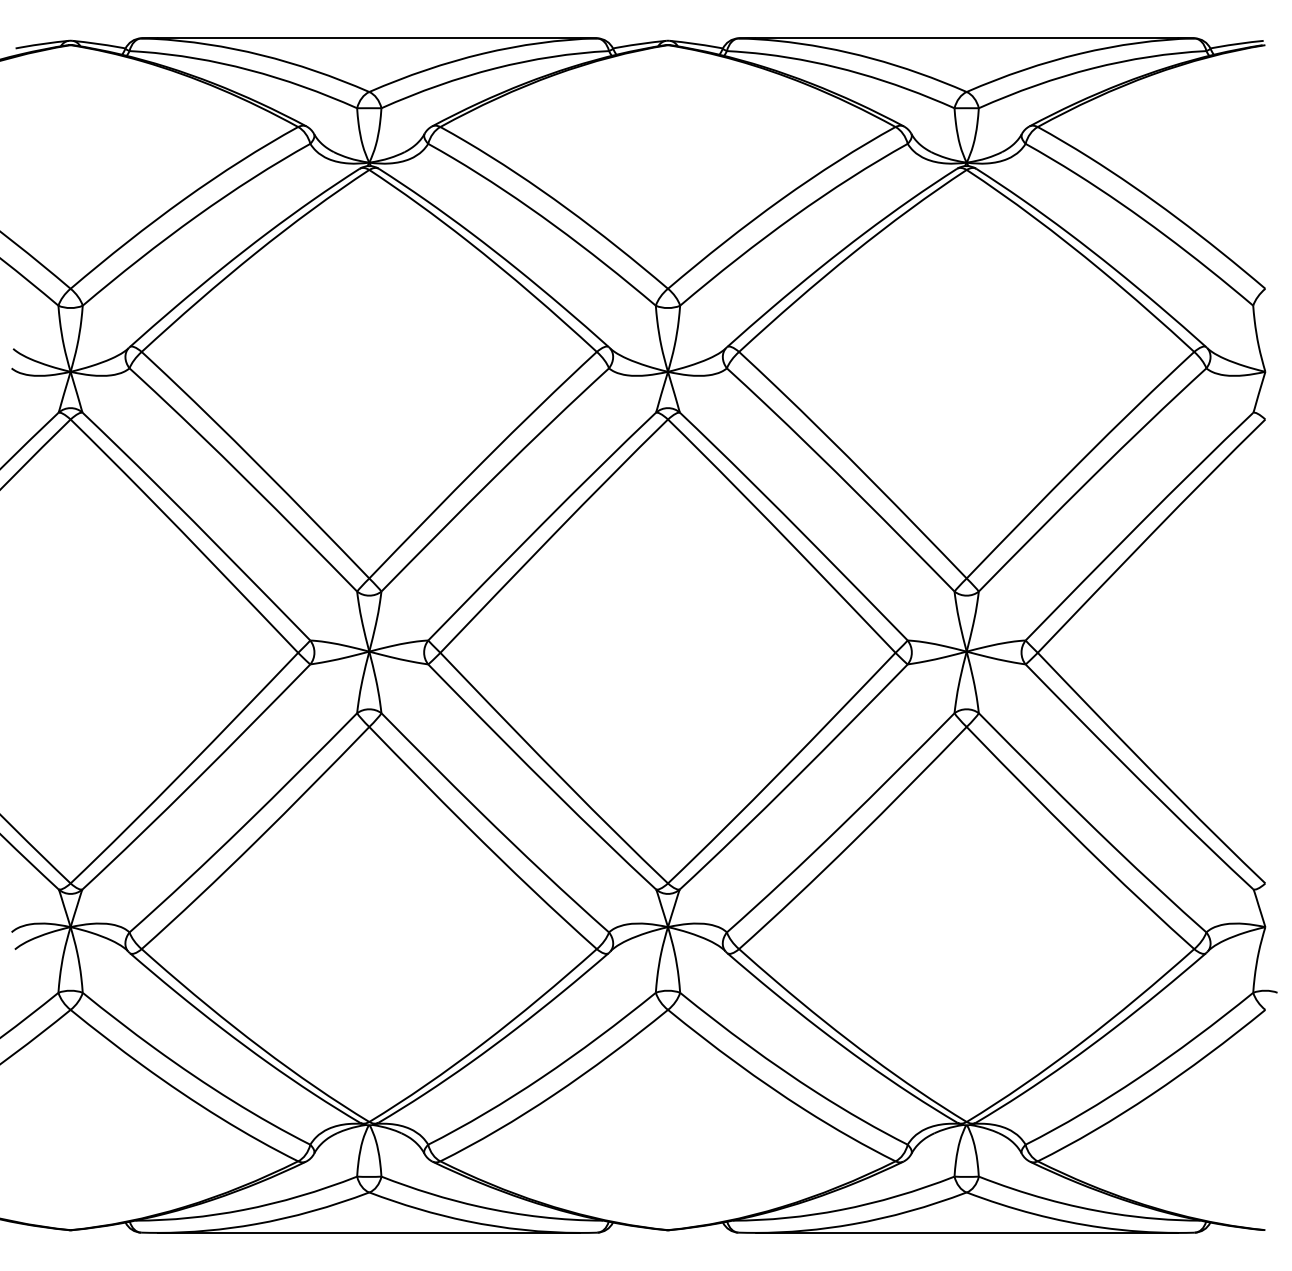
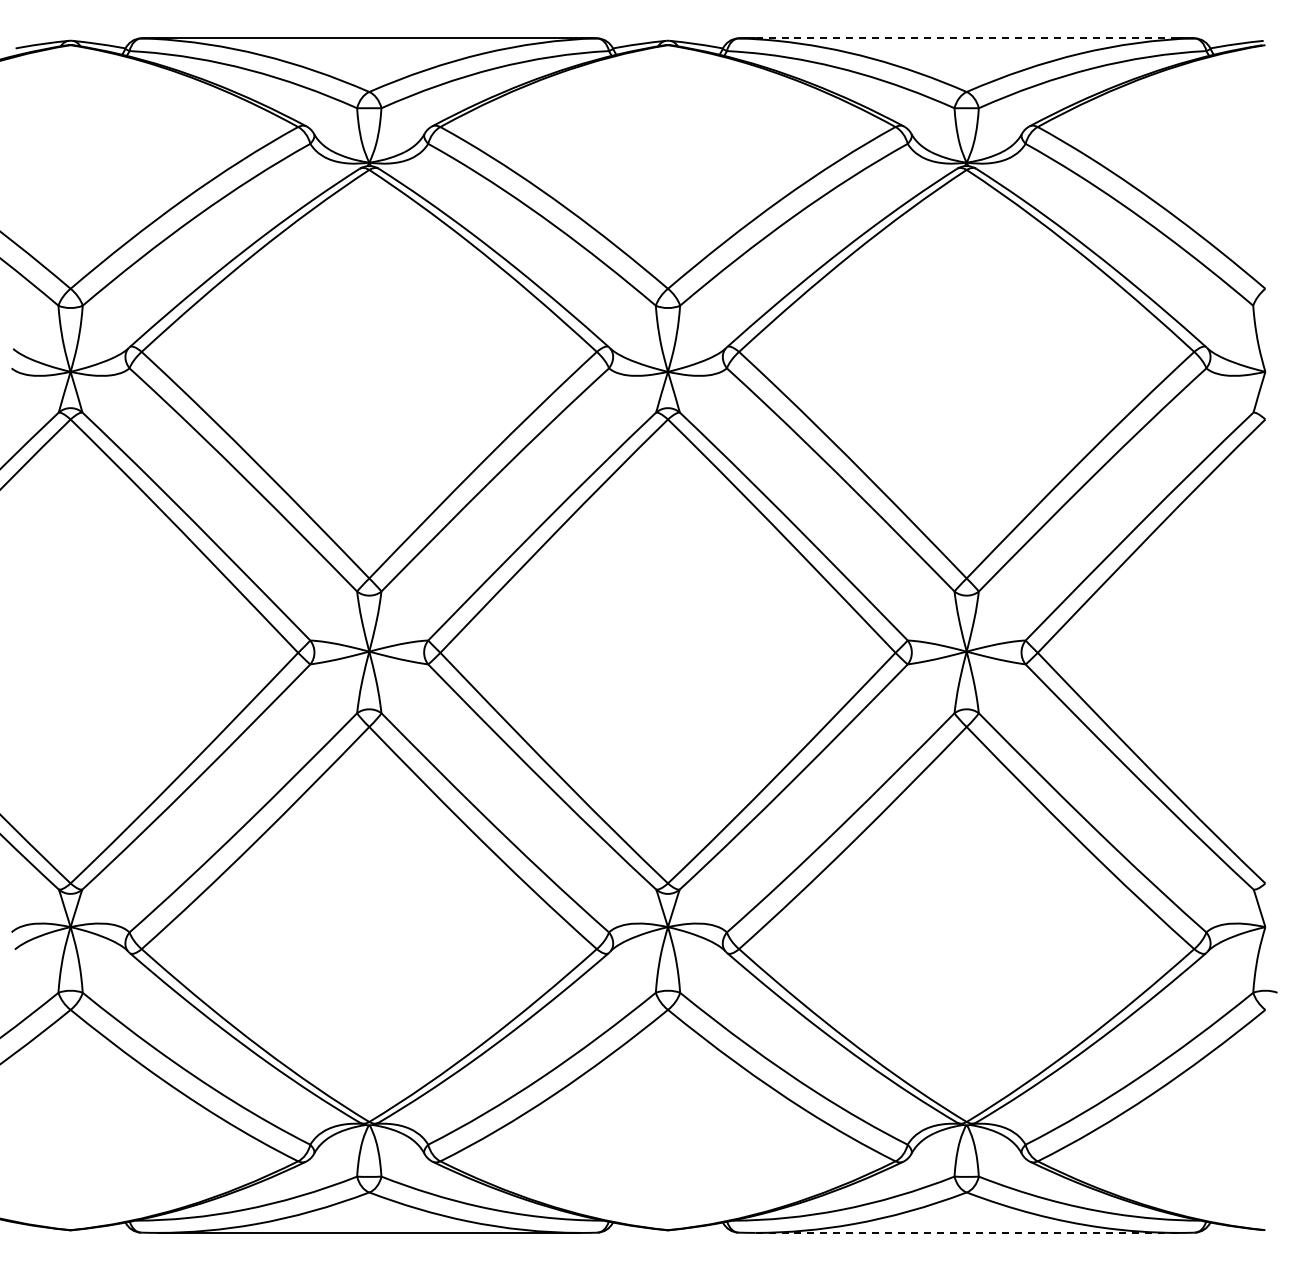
line: solid -> dashed (966, 38)
line: solid -> dashed (966, 1232)
